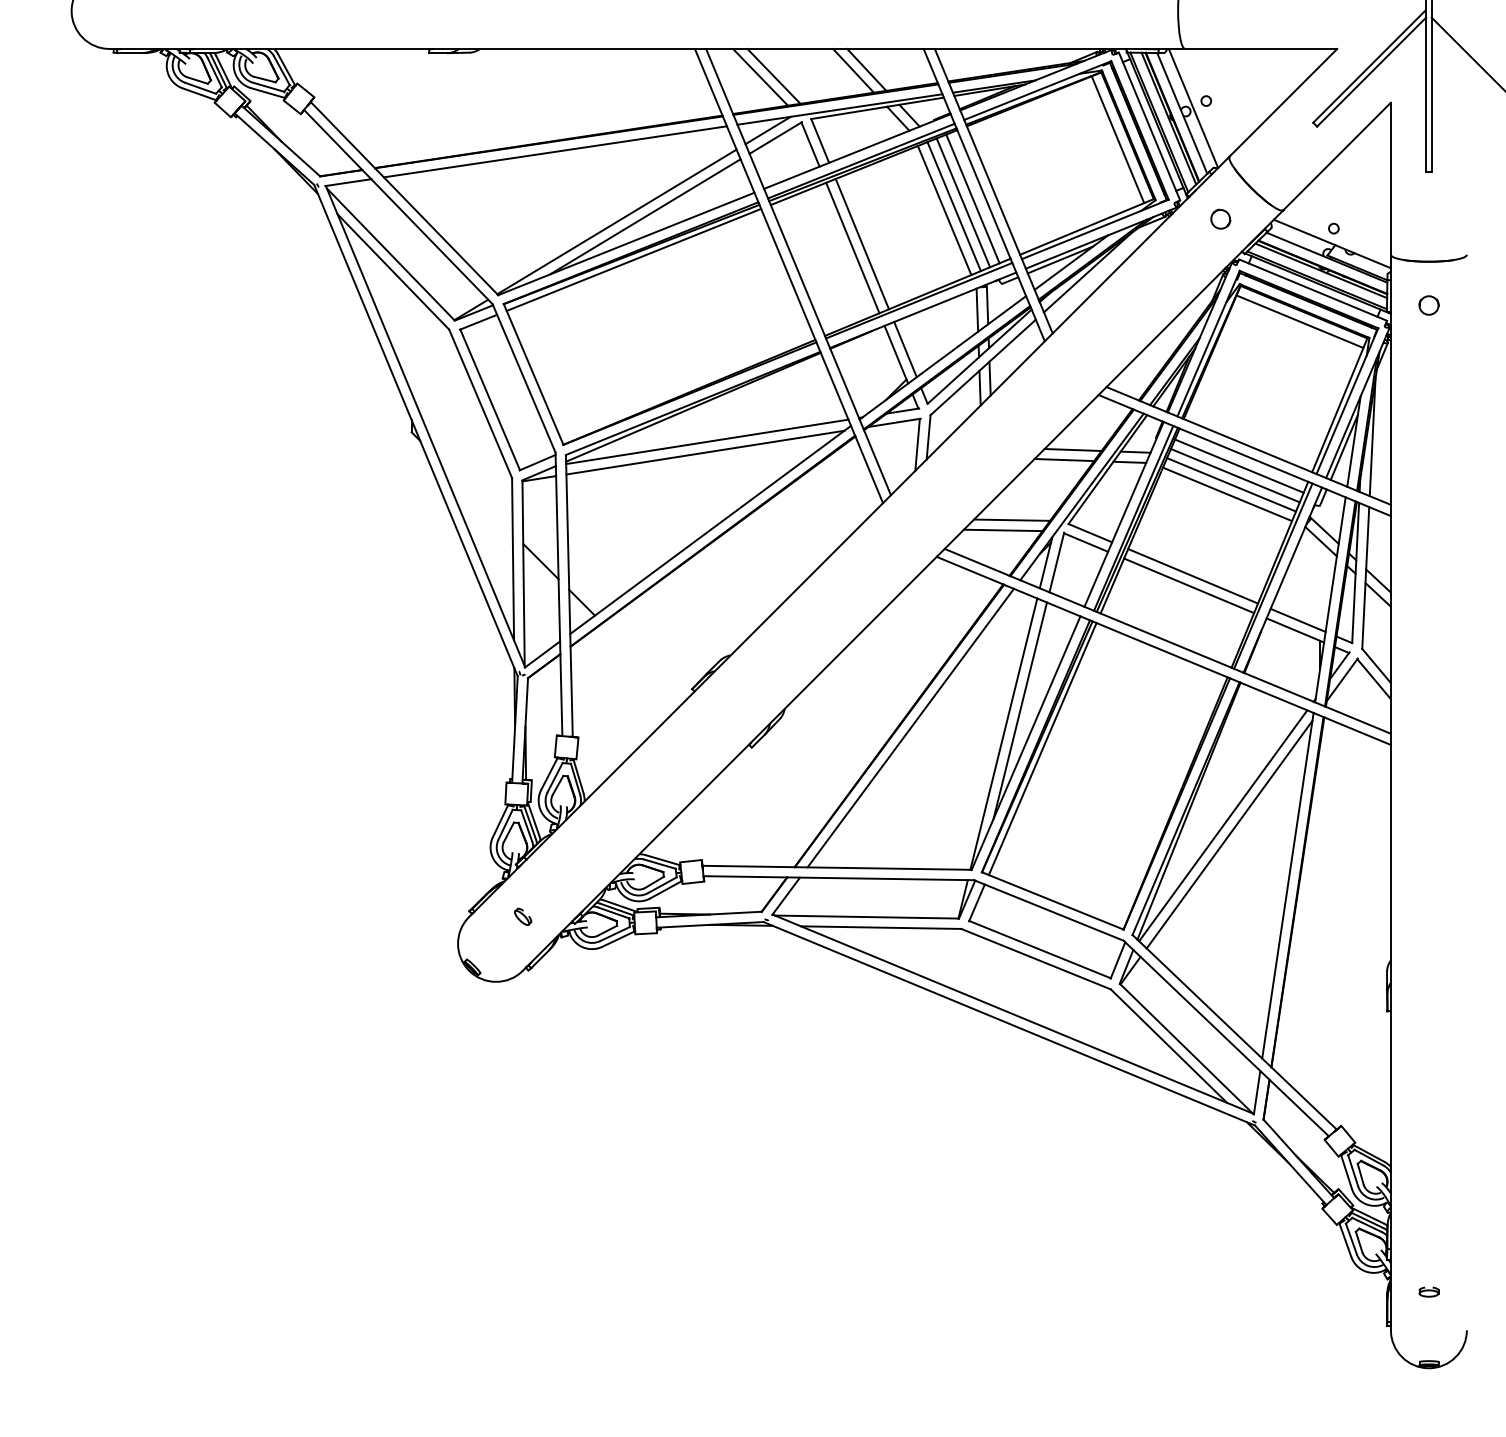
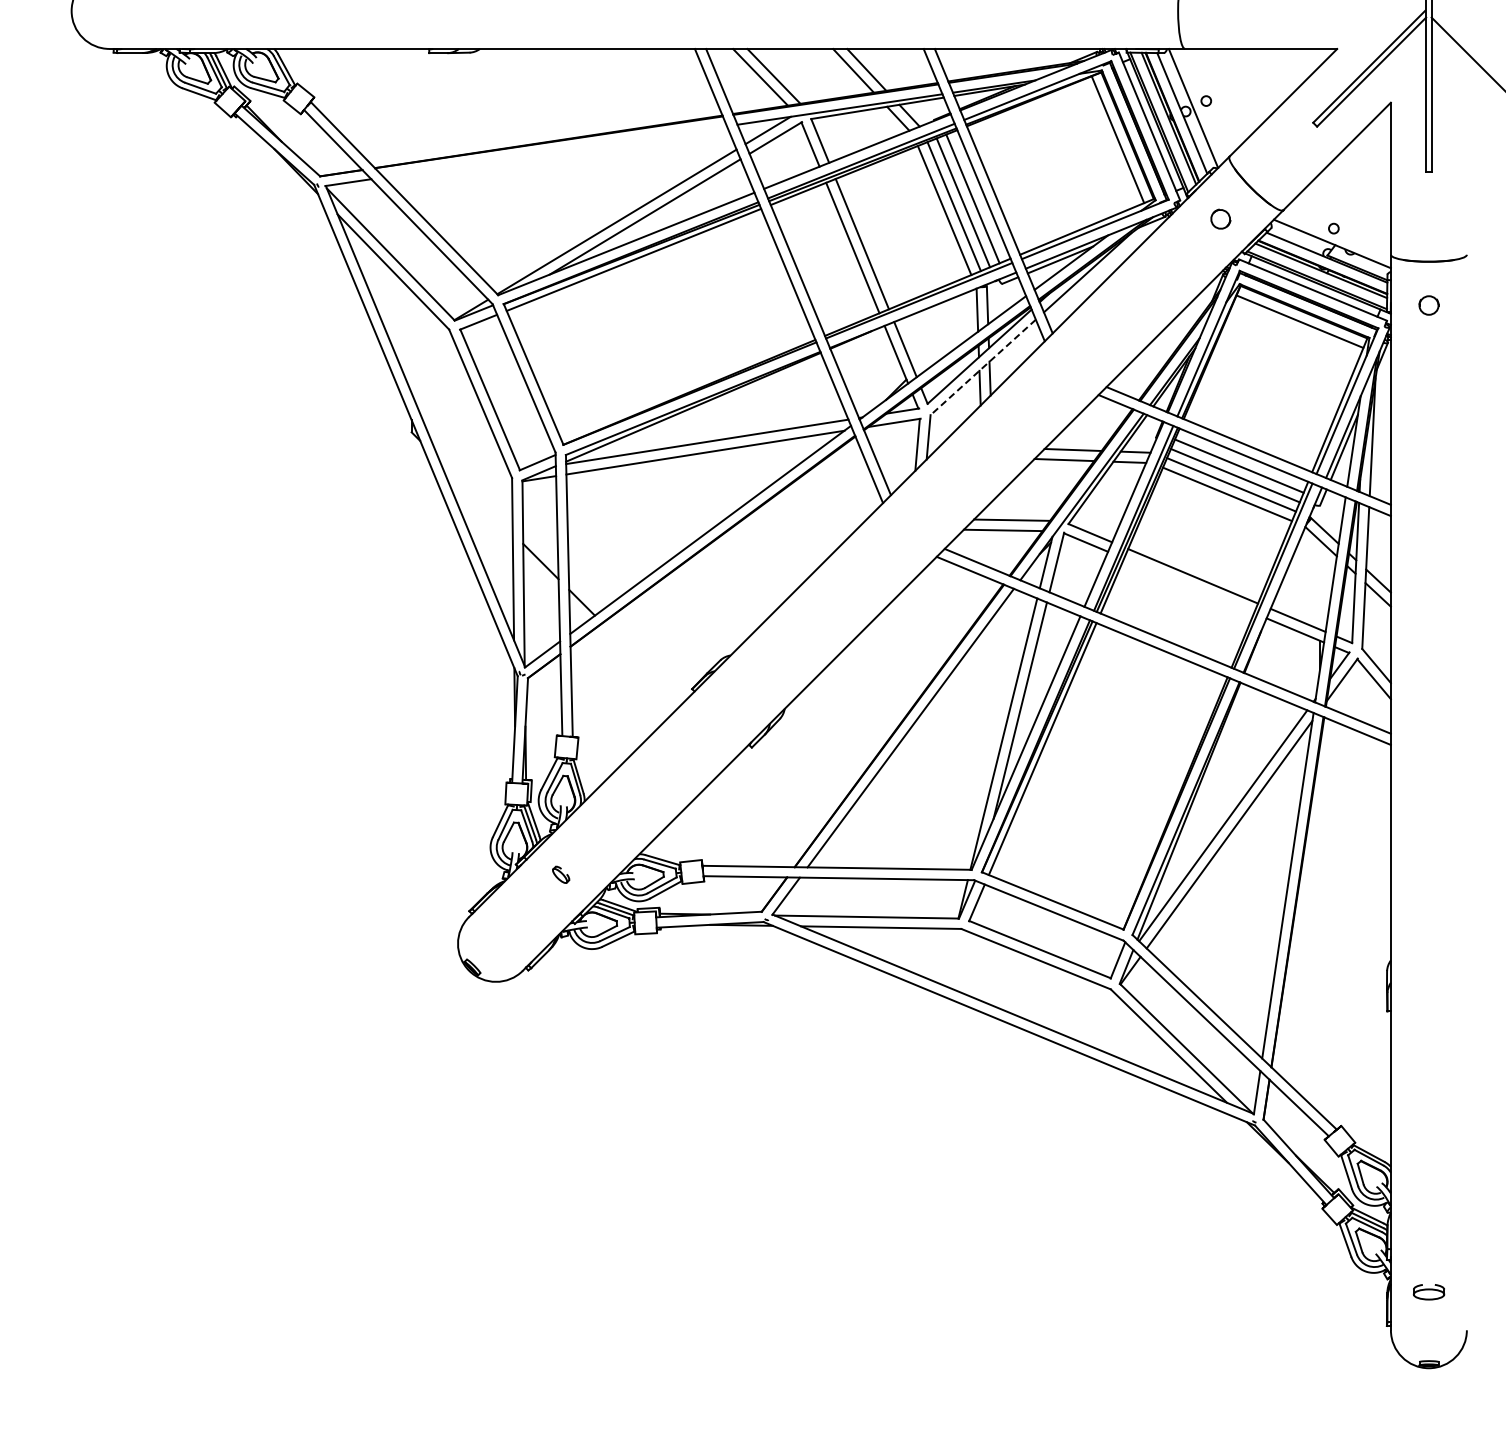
line: present -> none (554, 151)
line: solid -> dashed (982, 367)
line: present -> none (1189, 585)
part position: (523, 916) -> (561, 874) (561, 874)
part size: 22x12 px -> 34x17 px (1428, 1292)
